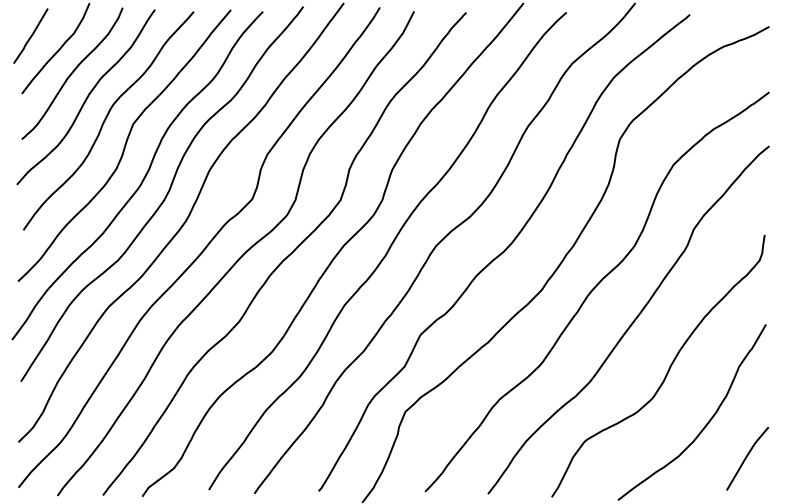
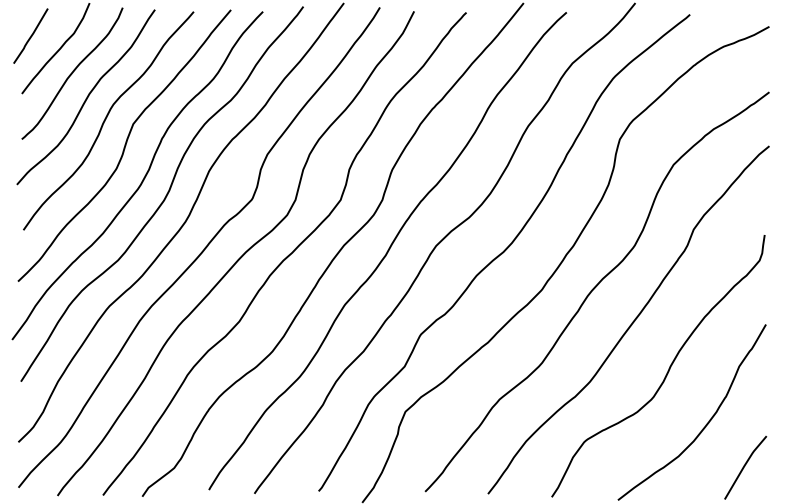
line position: (747, 457) -> (745, 466) (745, 466)
